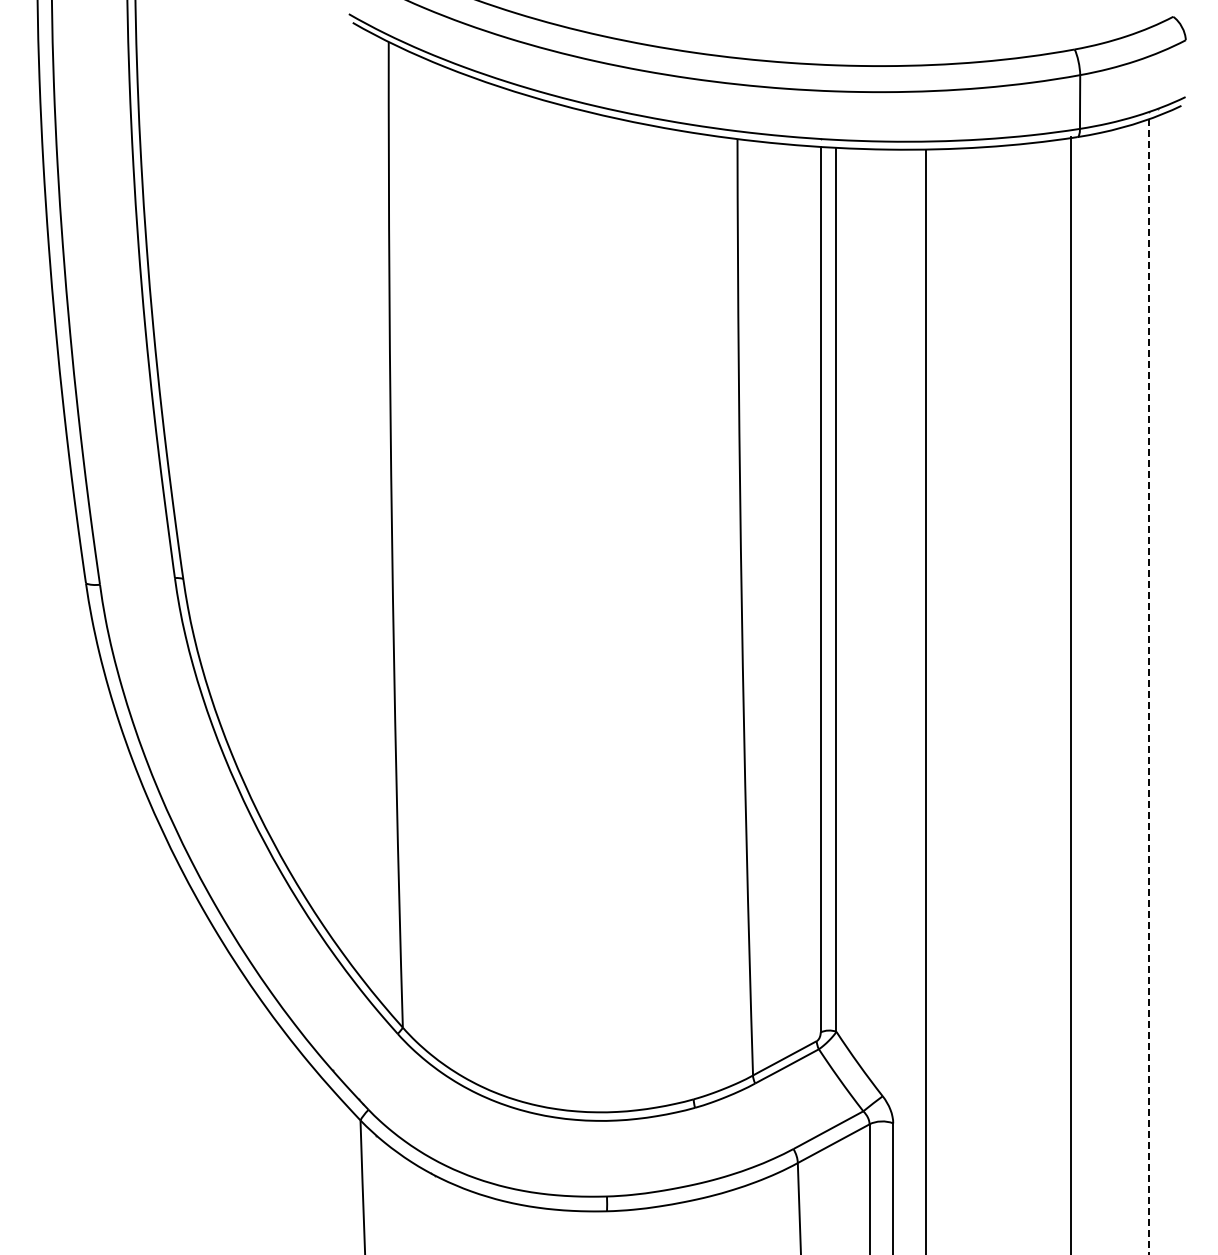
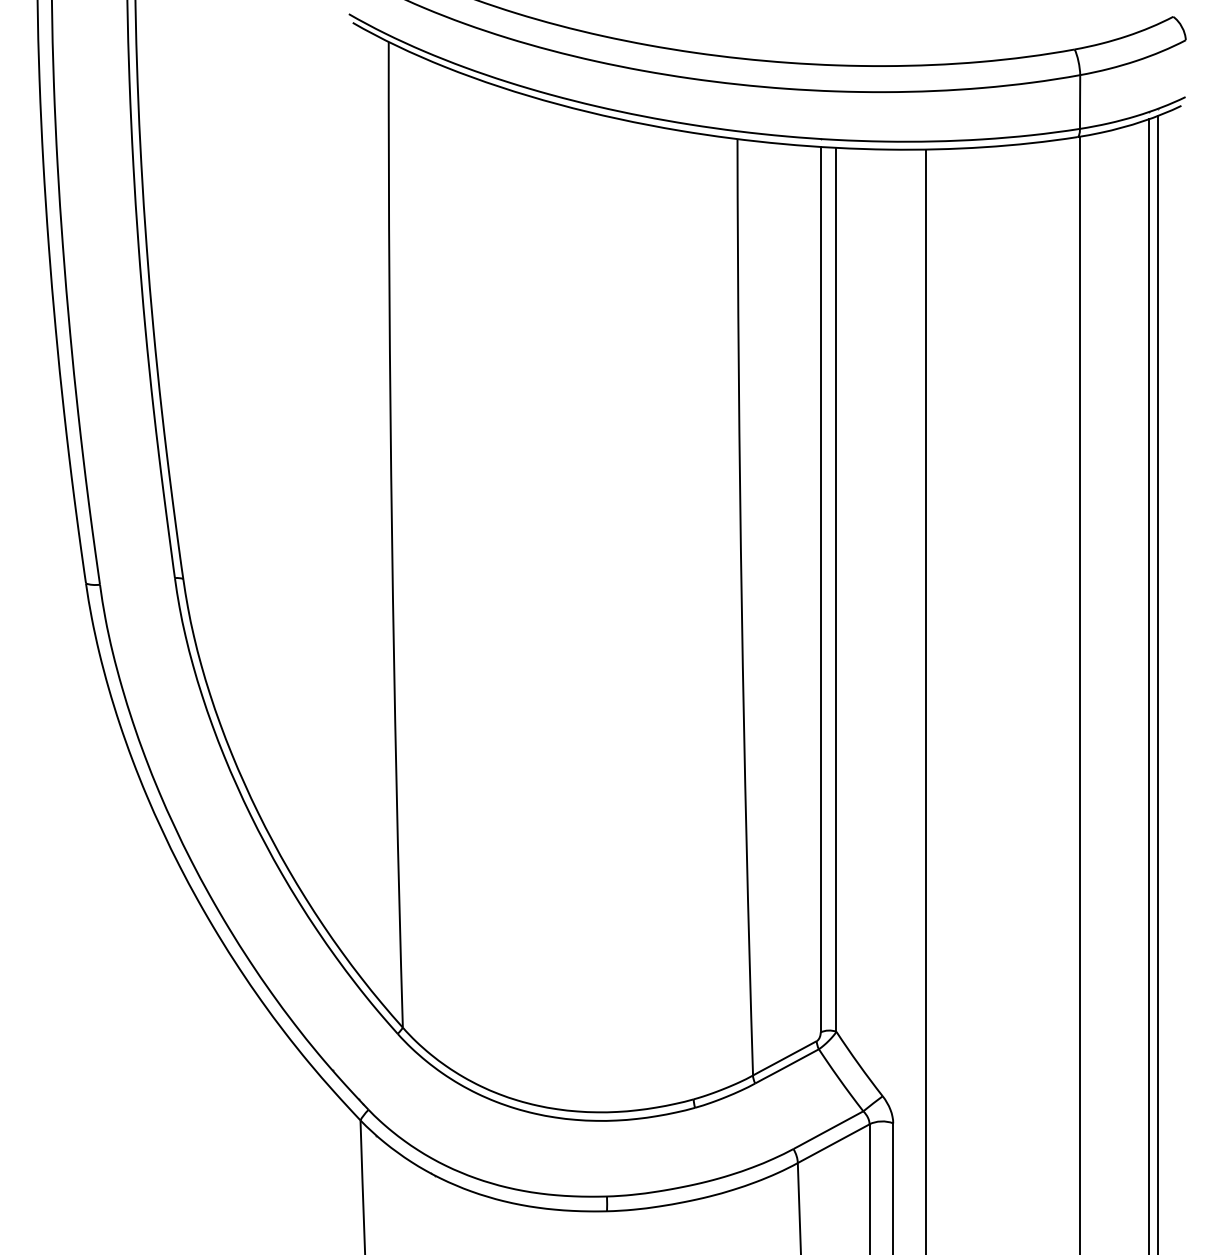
line: none -> present (1158, 683)
line: dashed -> solid (1148, 687)
line position: (1071, 693) -> (1080, 693) (1080, 693)
